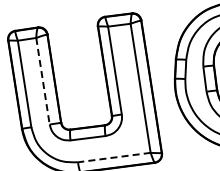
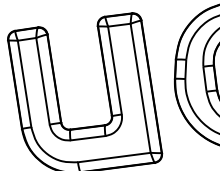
line: dashed -> solid (42, 81)
line: dashed -> solid (114, 157)
